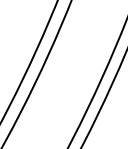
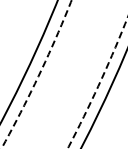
circle: solid -> dashed (36, 74)
circle: solid -> dashed (97, 82)
